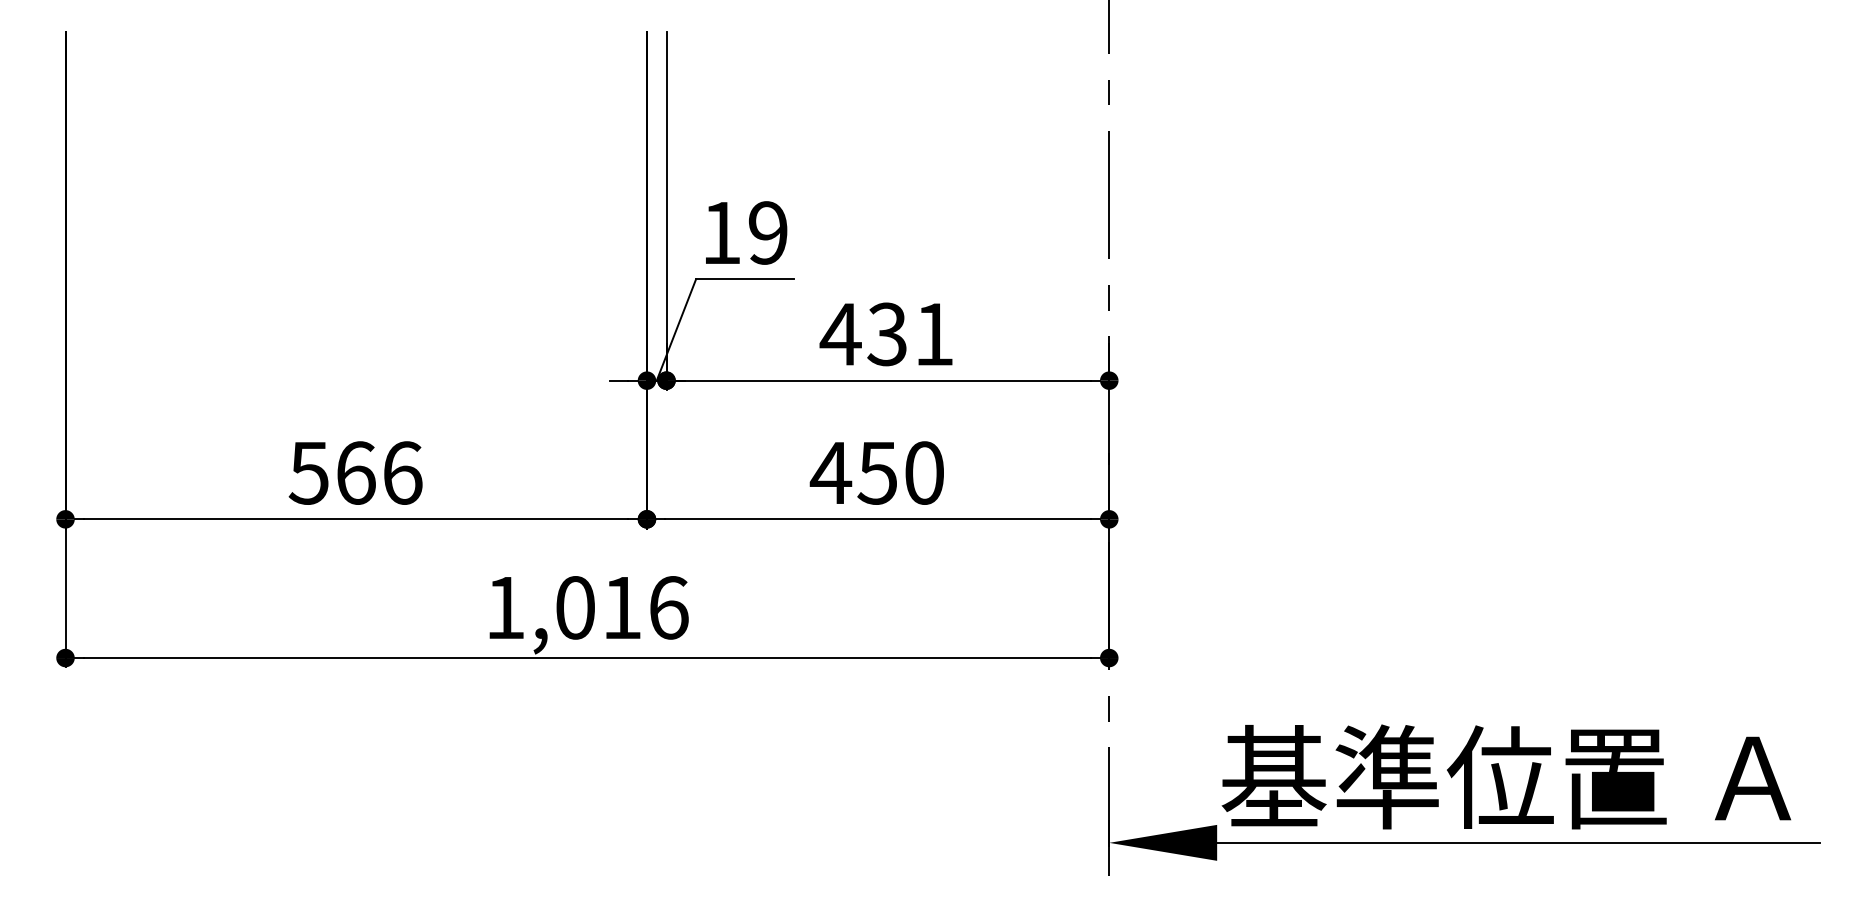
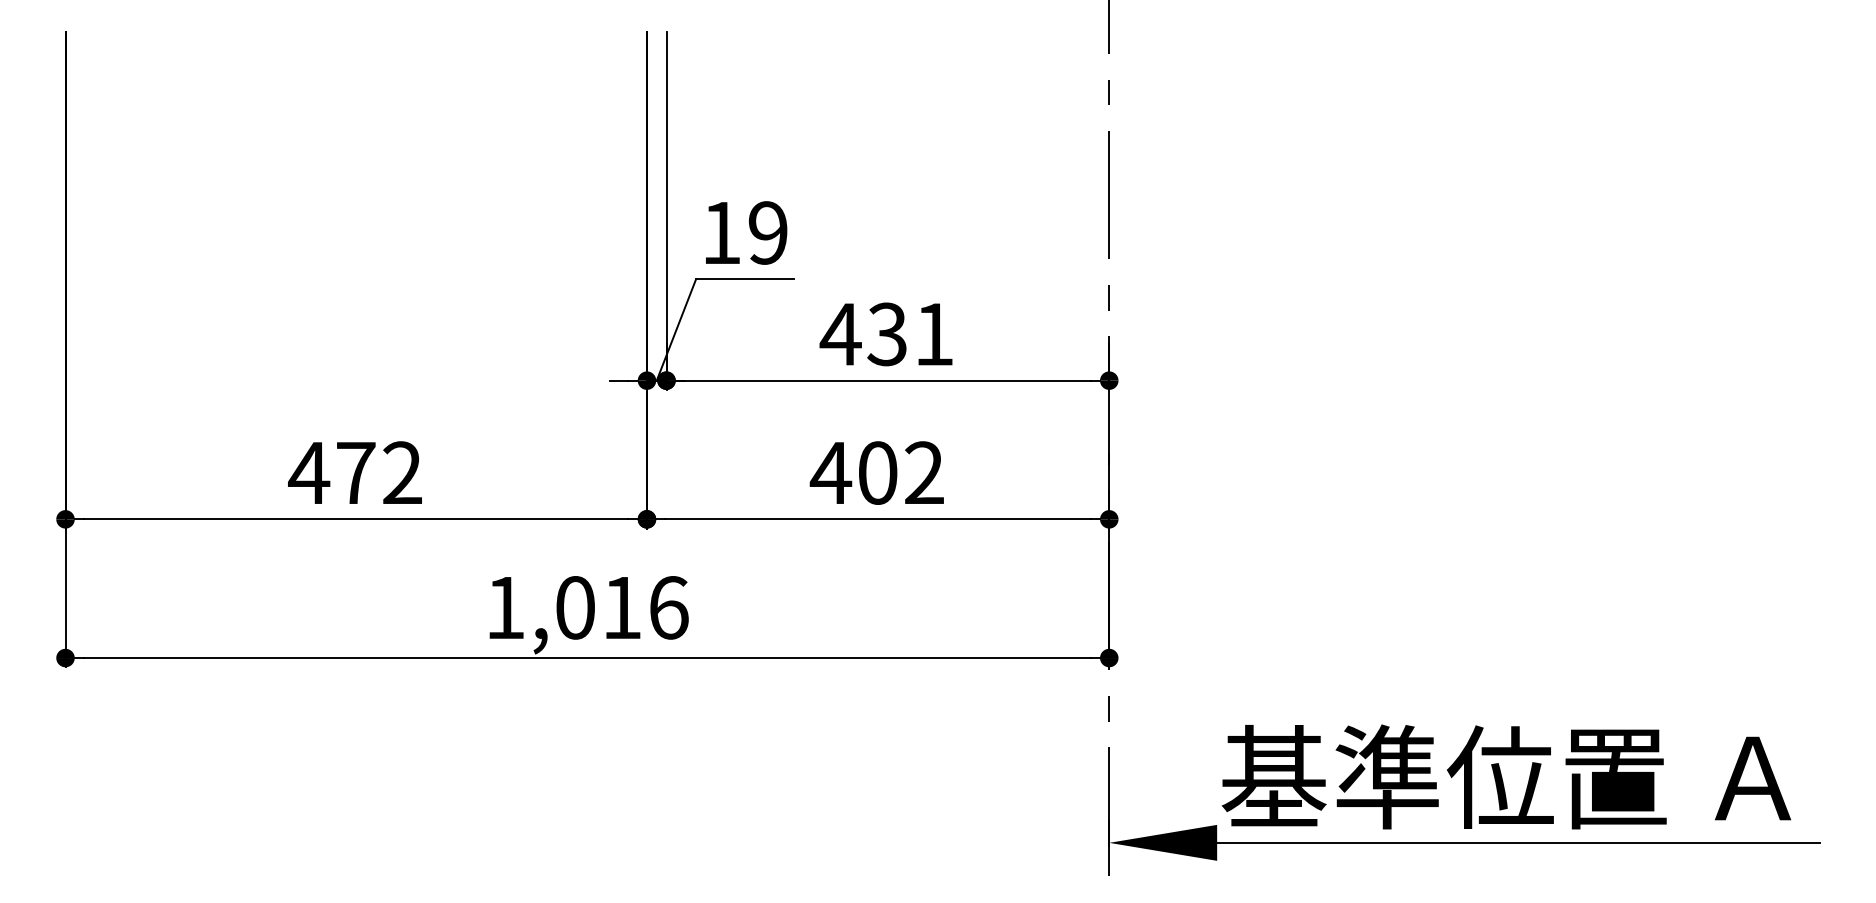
text: 566 -> 472 (355, 472)
text: 450 -> 402 (900, 472)
